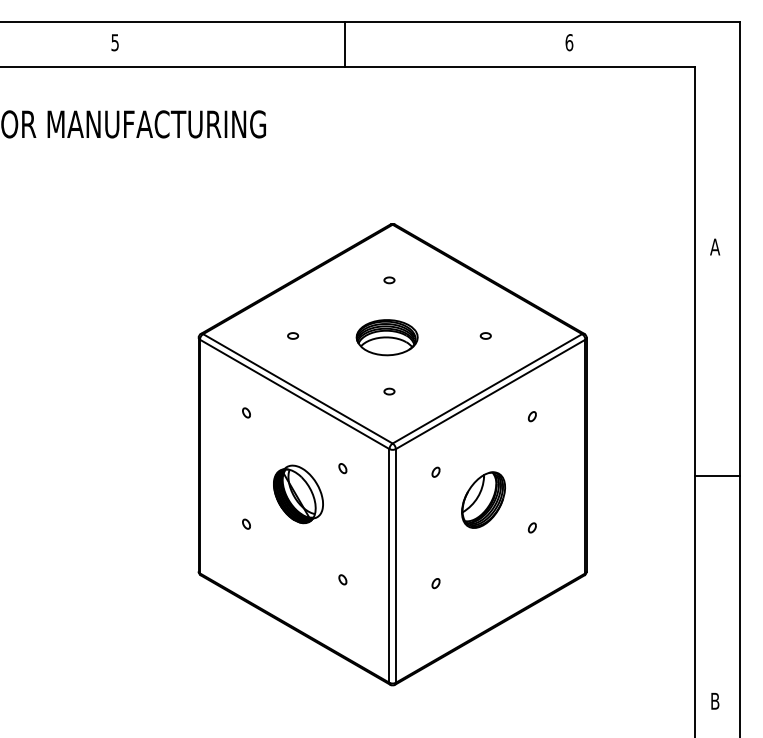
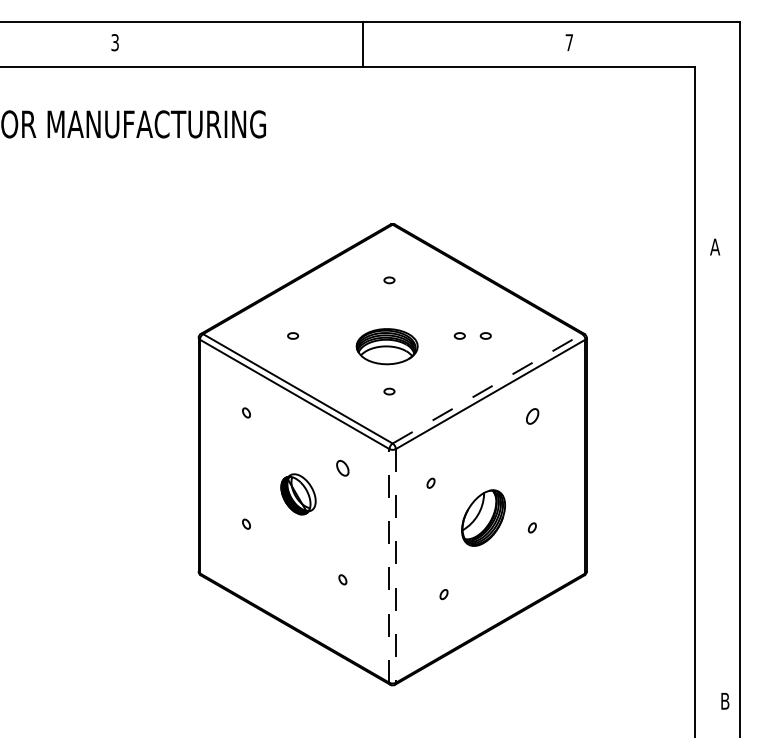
text: 5 -> 3 (114, 42)
text: 6 -> 7 (569, 42)
line position: (344, 44) -> (362, 44) (362, 44)
part: none -> present (459, 335)
part position: (386, 337) -> (386, 346) (386, 346)
line: solid -> dashed (487, 388)
part size: 10x12 px -> 14x17 px (532, 416)
part size: 10x12 px -> 14x17 px (342, 468)
part position: (435, 471) -> (430, 482) (430, 482)
line: present -> none (717, 476)
part size: 51x61 px -> 37x43 px (298, 494)
part position: (483, 499) -> (483, 517) (483, 517)
line: solid -> dashed (389, 565)
line: solid -> dashed (395, 565)
part position: (435, 583) -> (443, 594) (443, 594)
text position: (715, 701) -> (725, 701) (725, 701)
